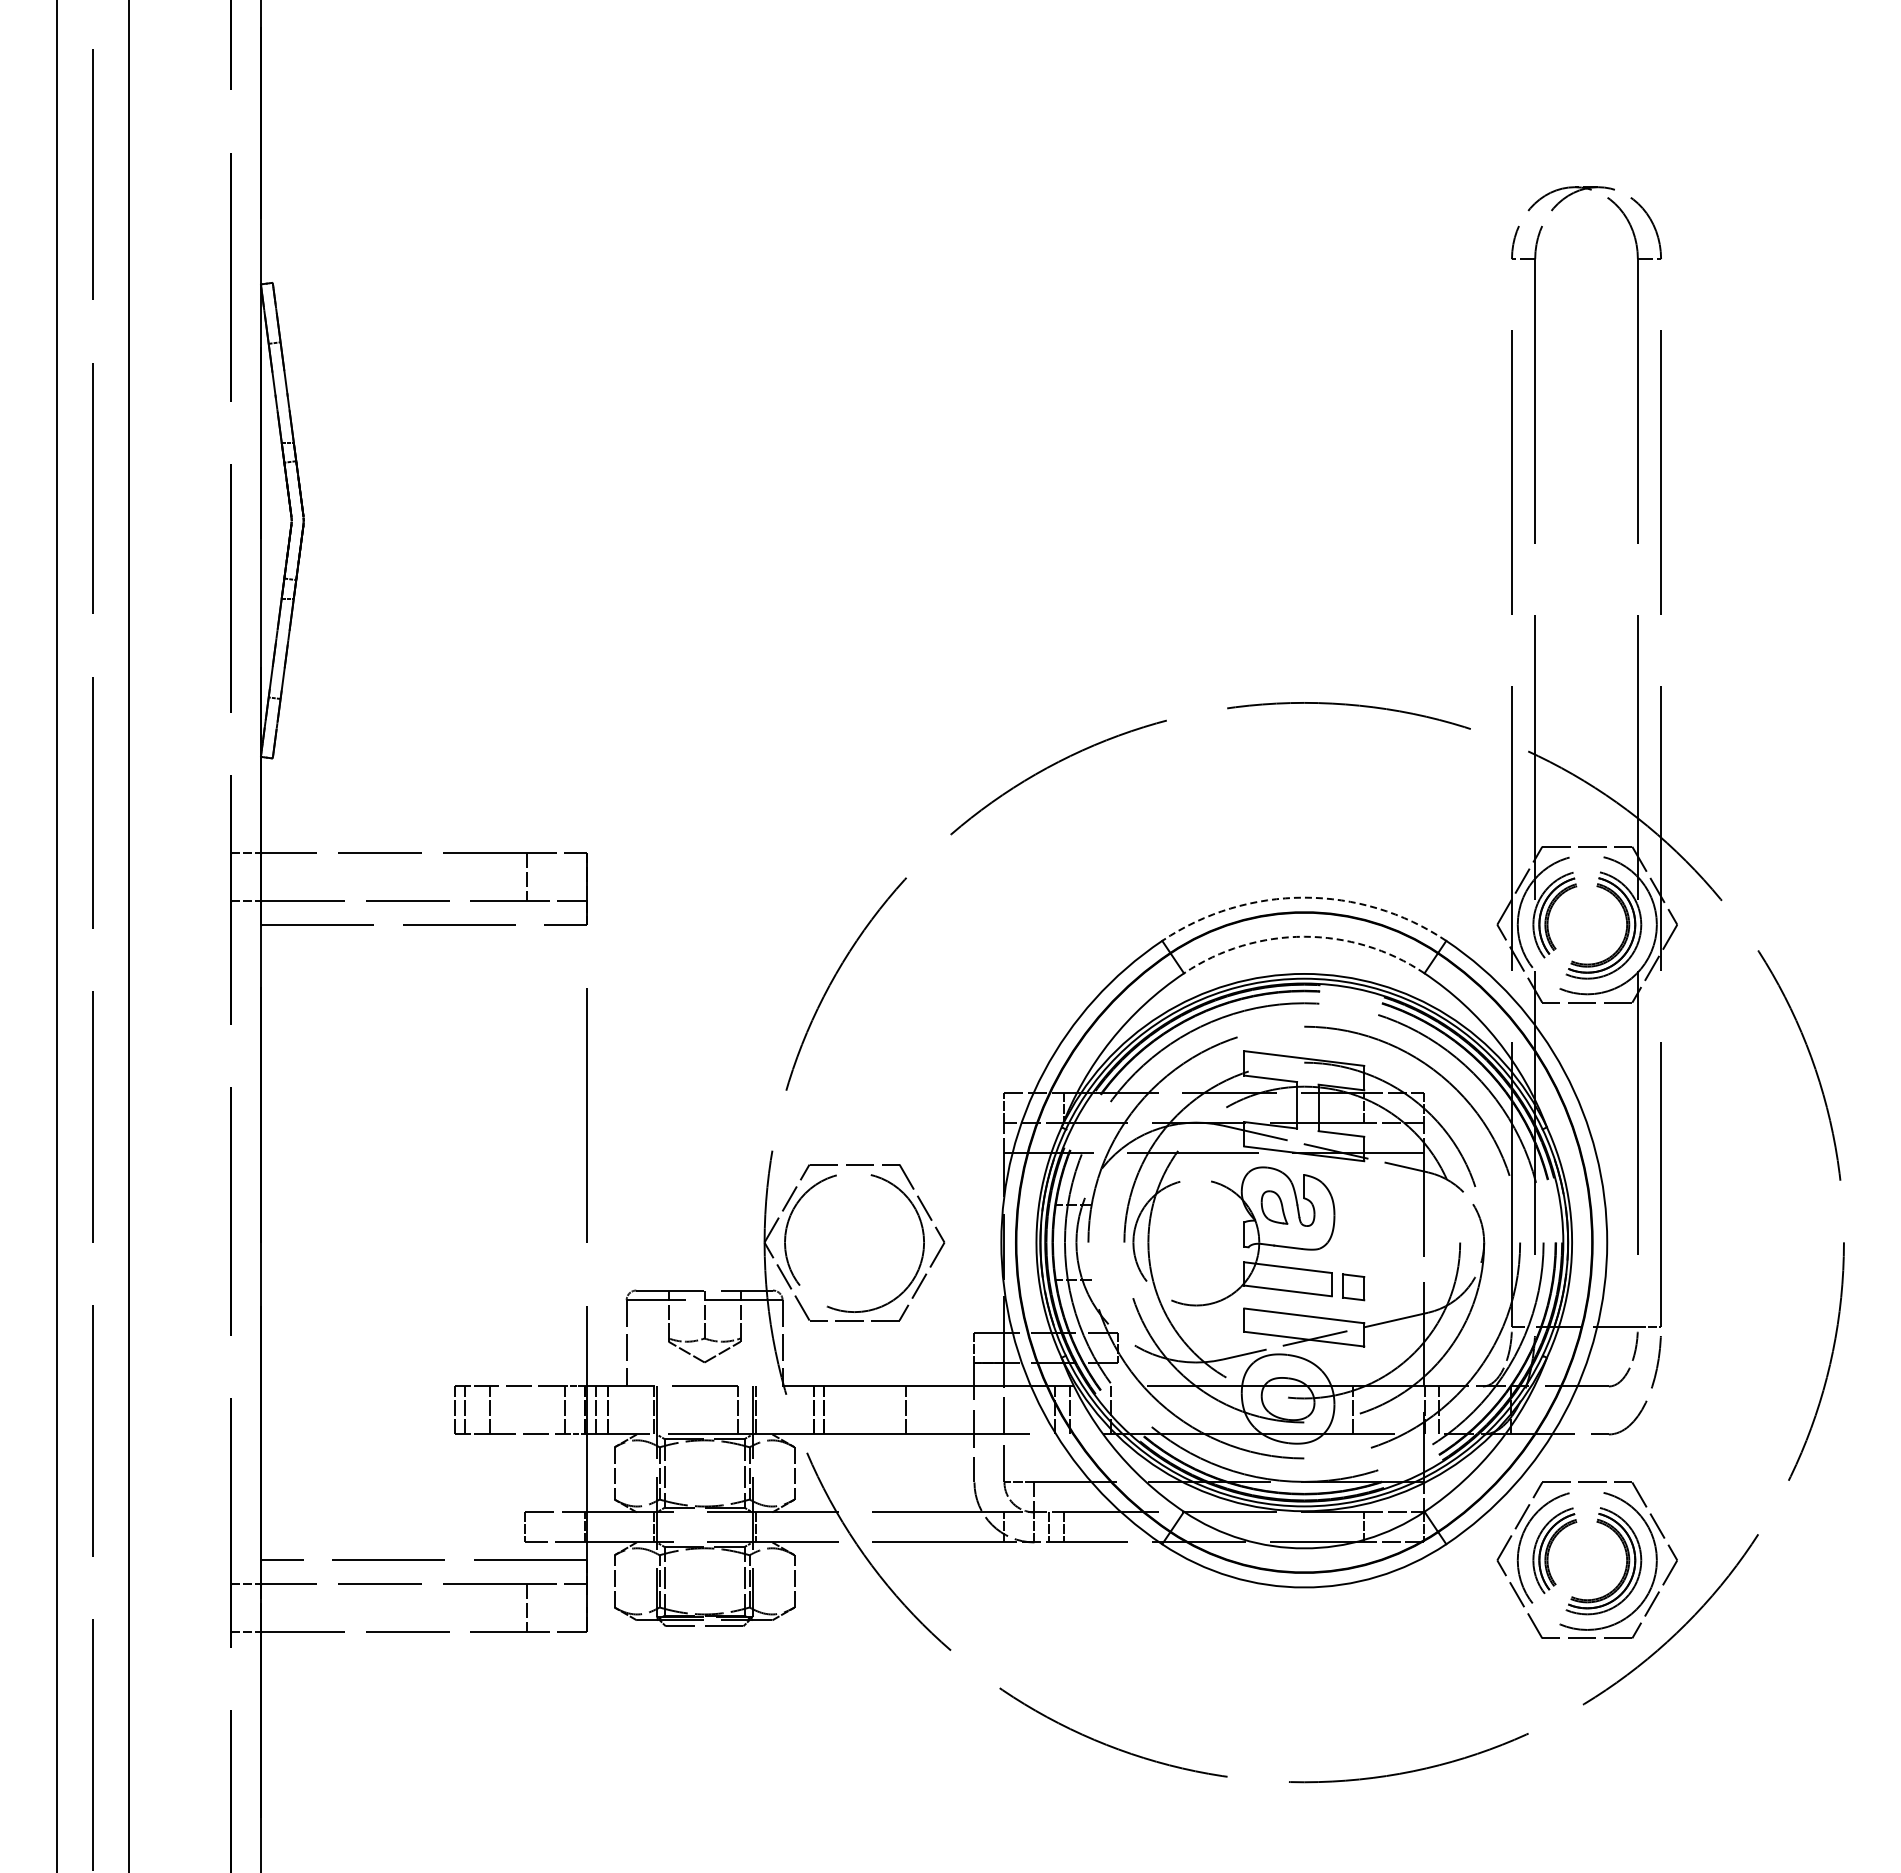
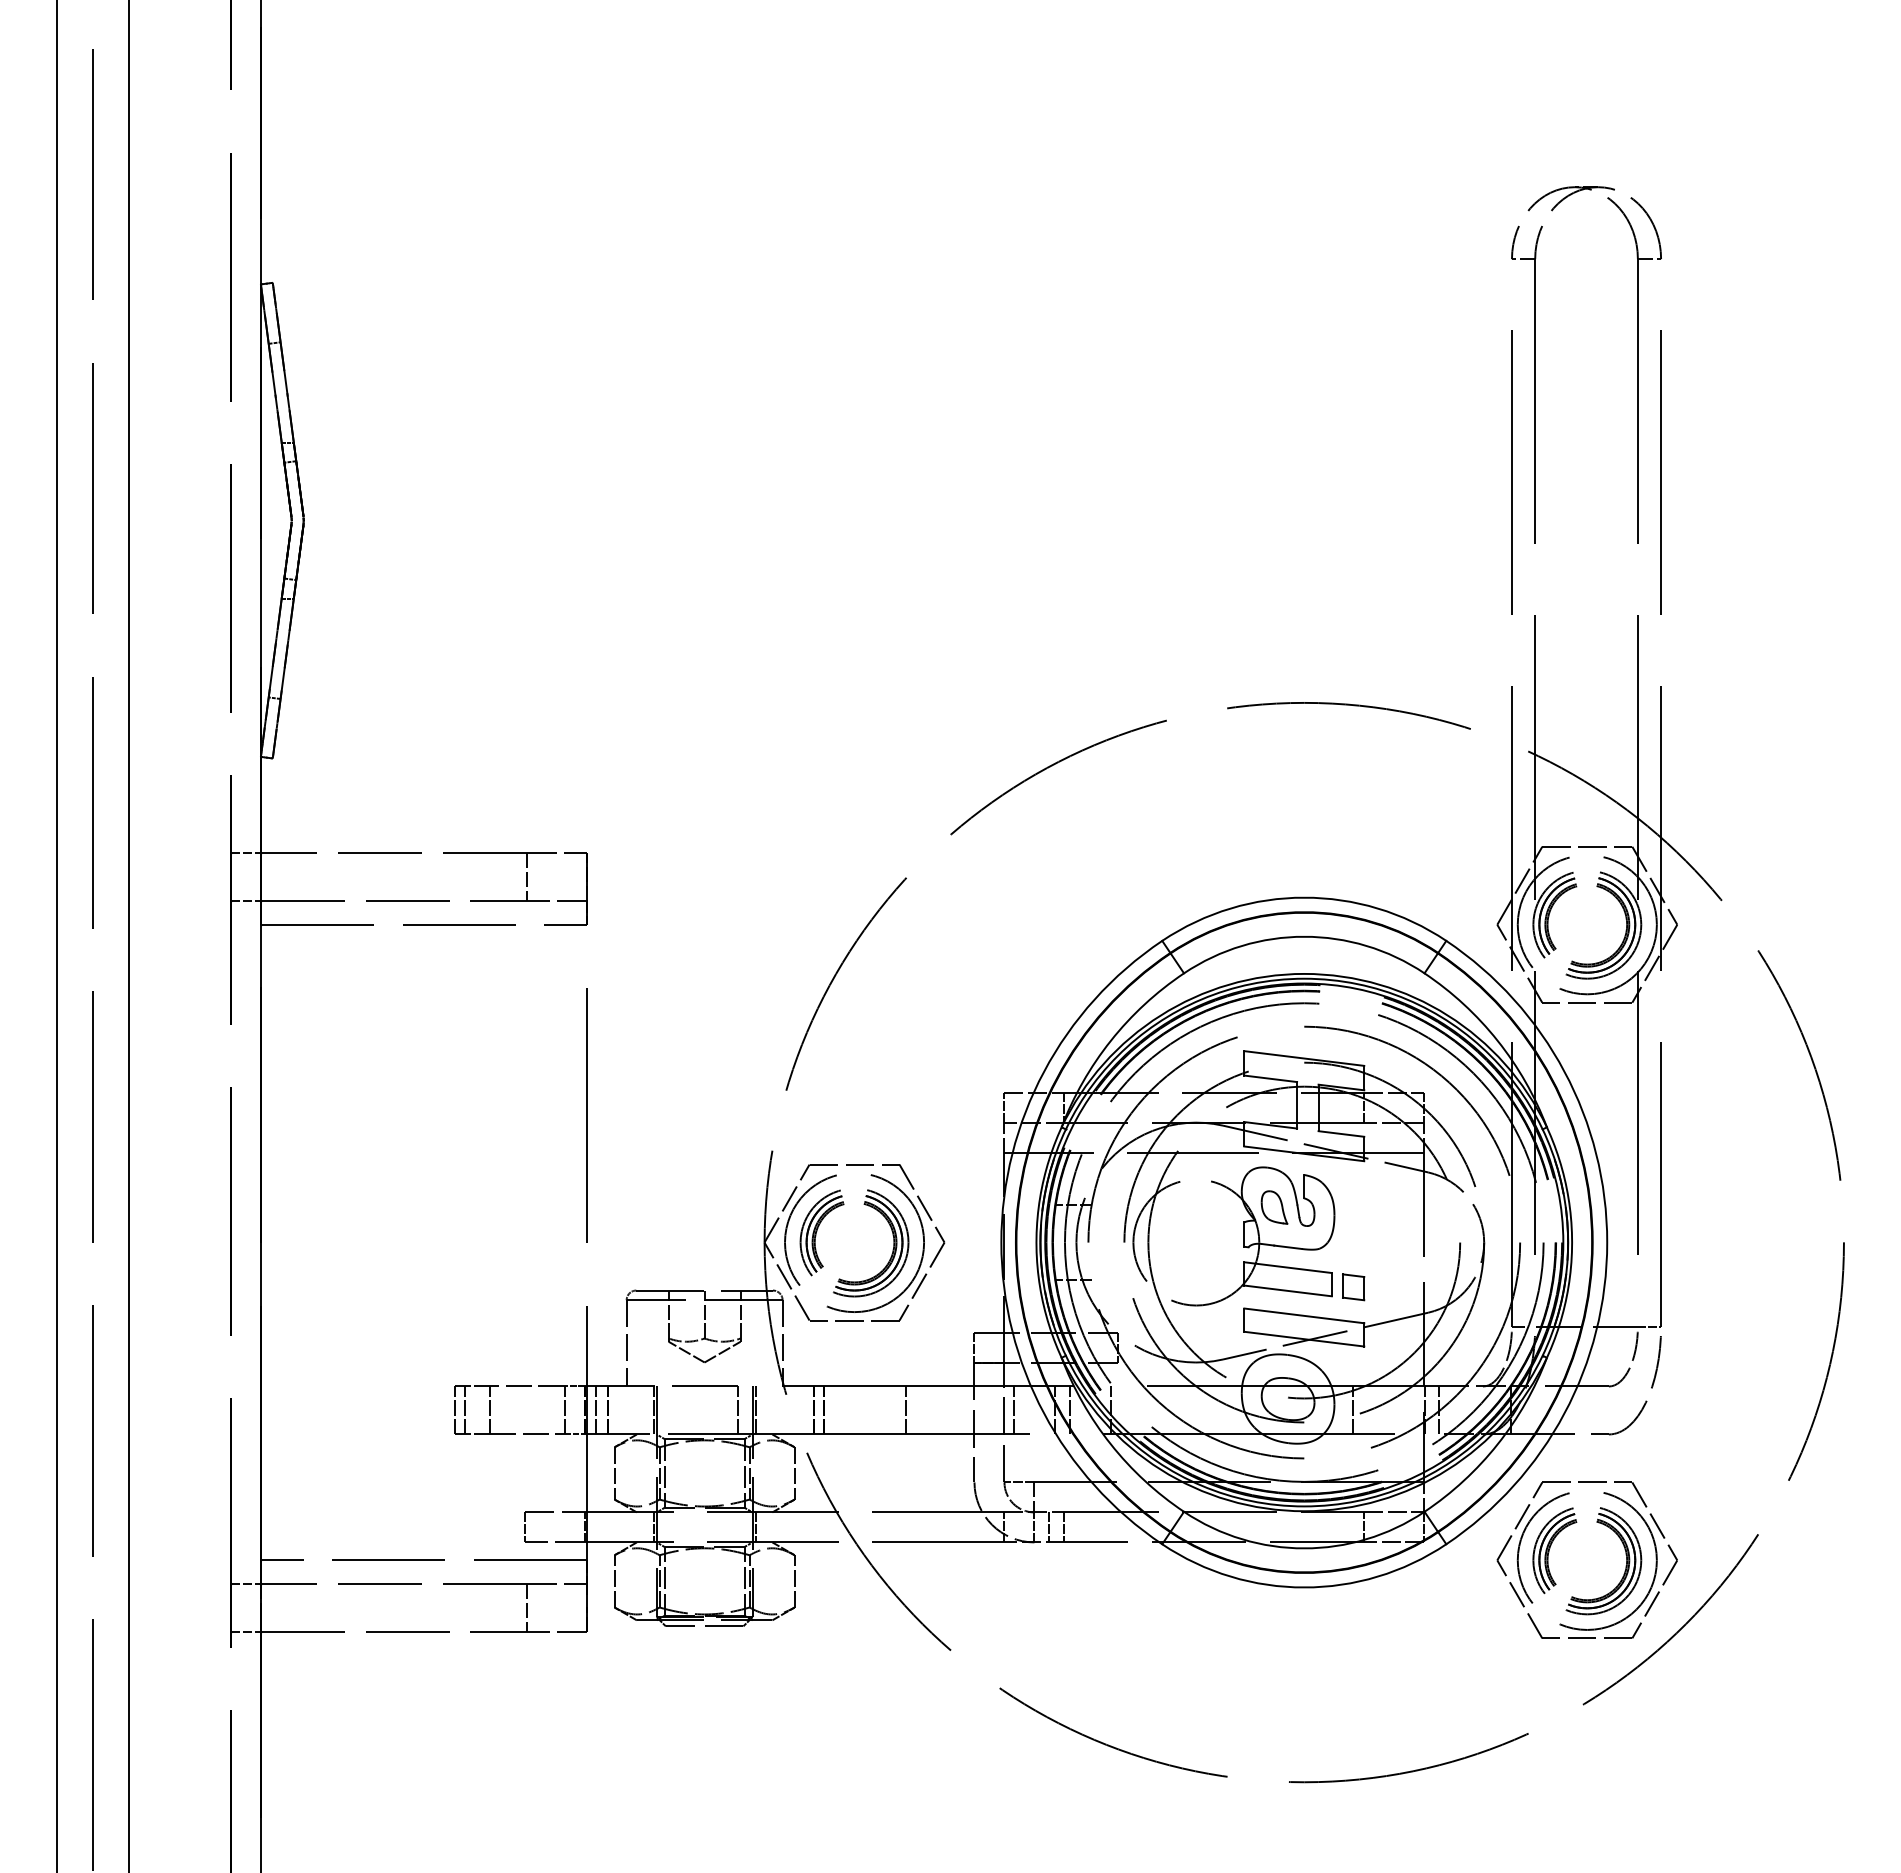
arc: dashed -> solid (1304, 897)
arc: dashed -> solid (1304, 936)
part: none -> present (843, 1279)
line: none -> present (1013, 1410)
